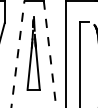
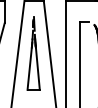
line: dashed -> solid (17, 54)
line: dashed -> solid (50, 54)
